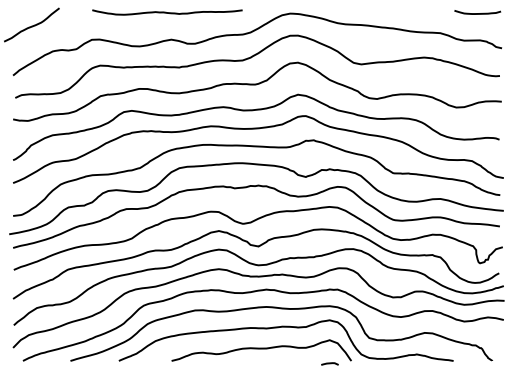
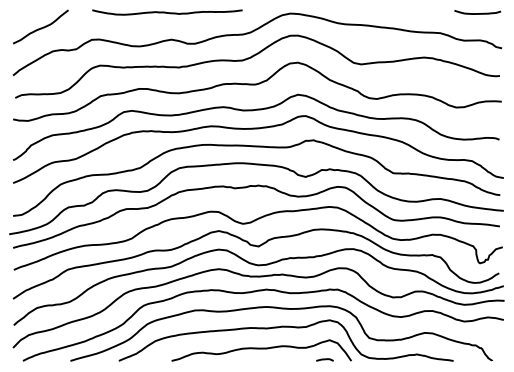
curve position: (31, 25) -> (40, 27) (40, 27)
line position: (329, 363) -> (324, 359) (324, 359)
